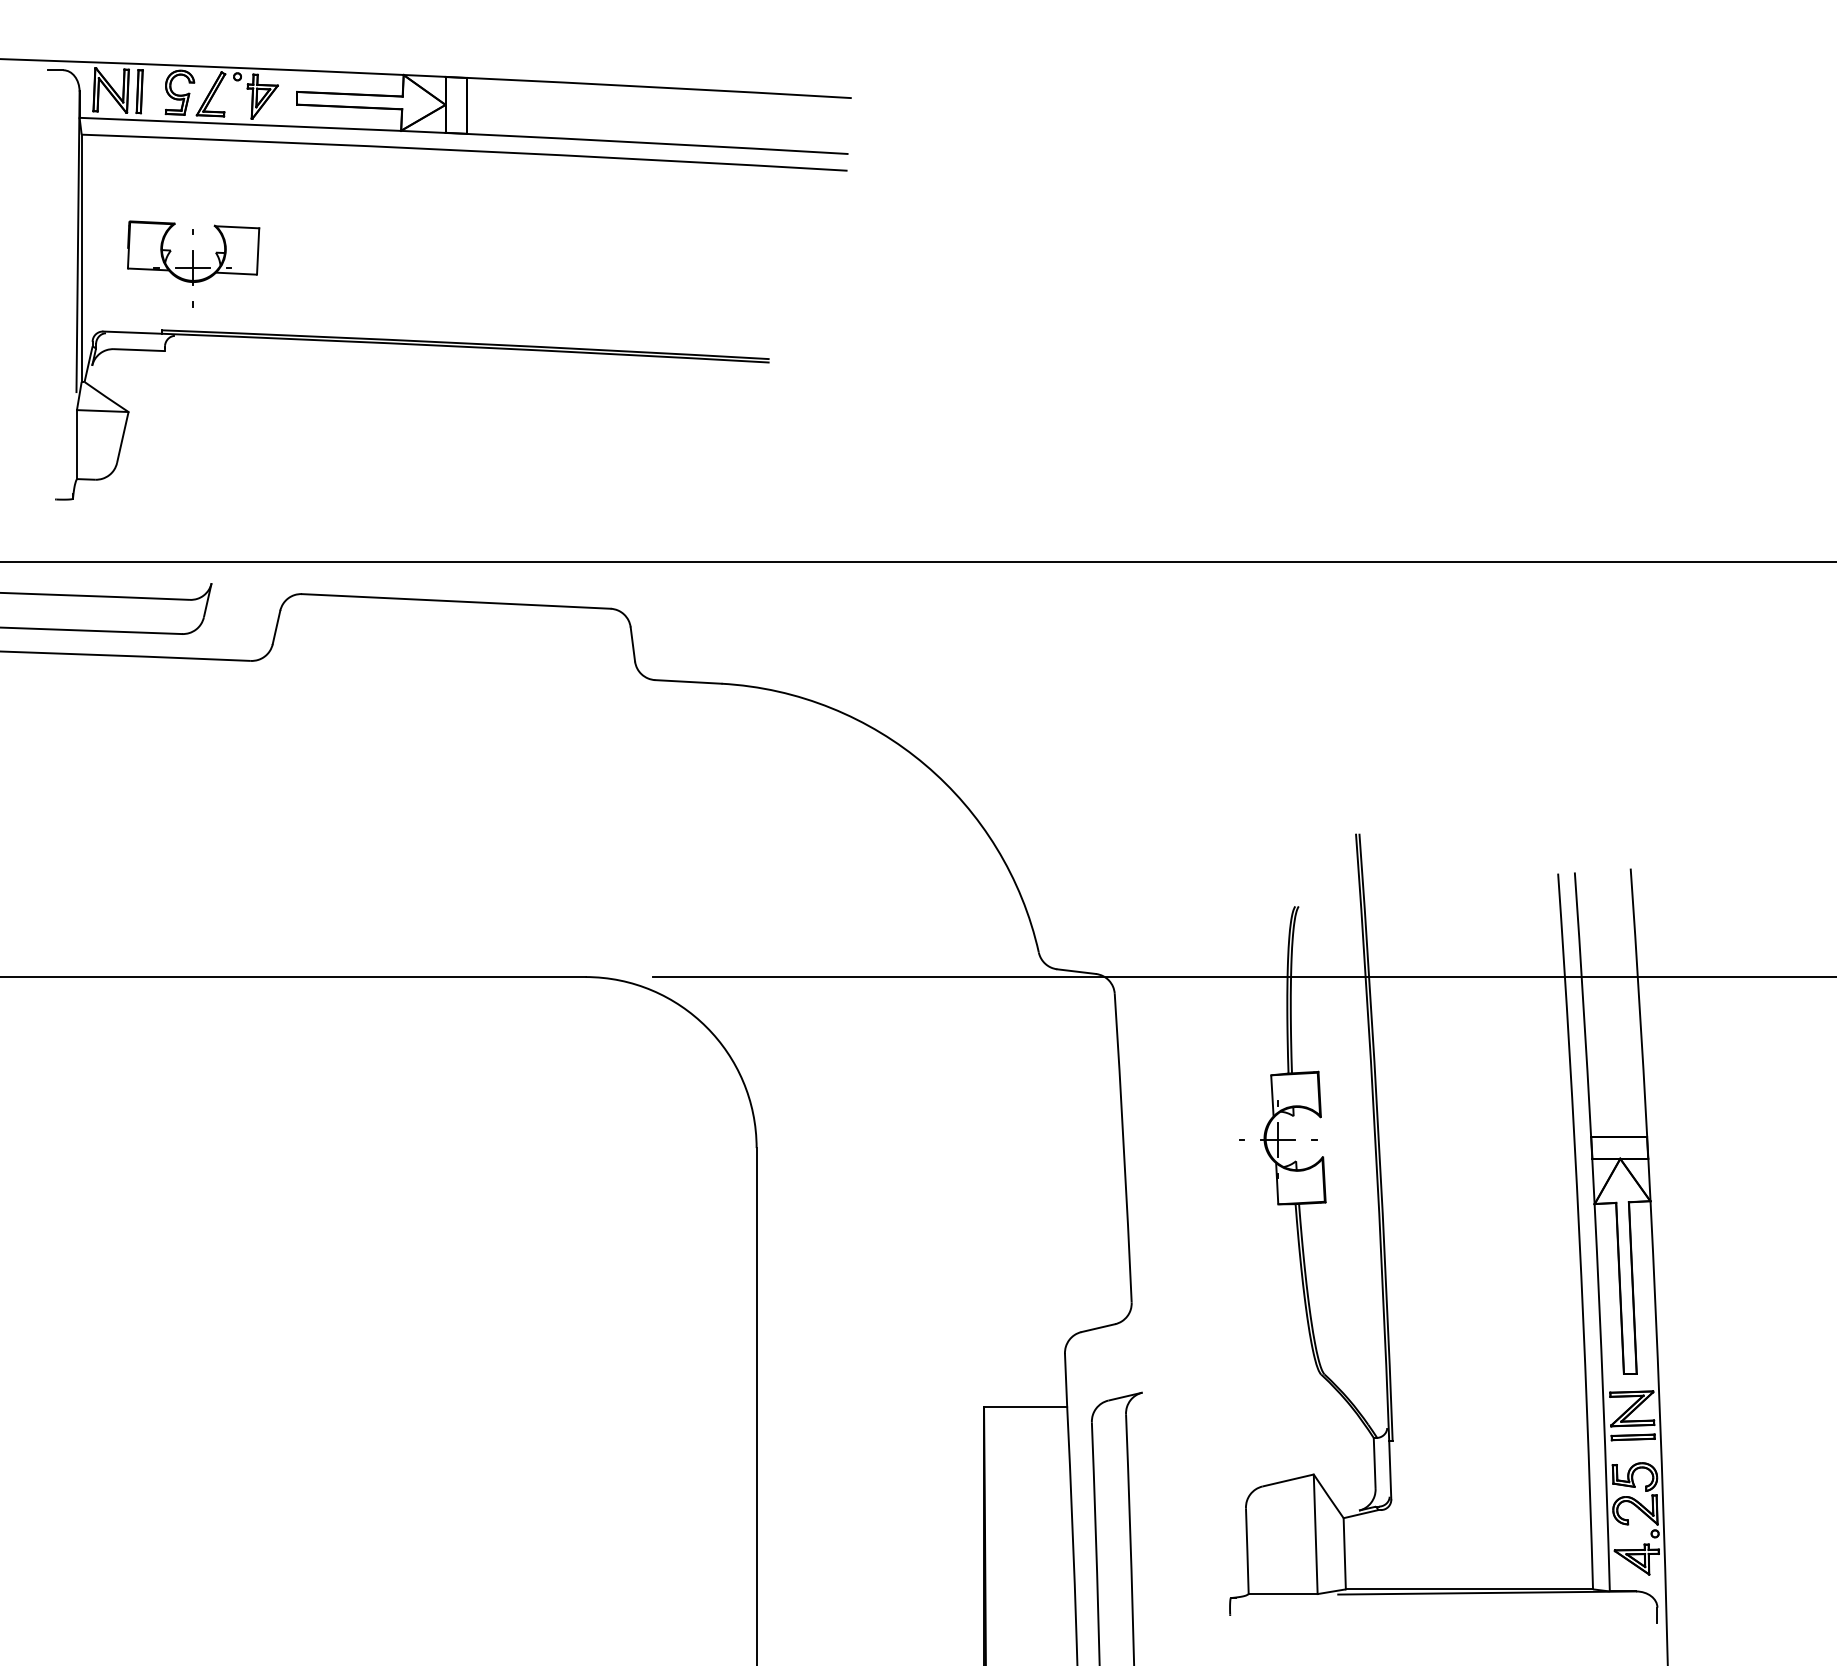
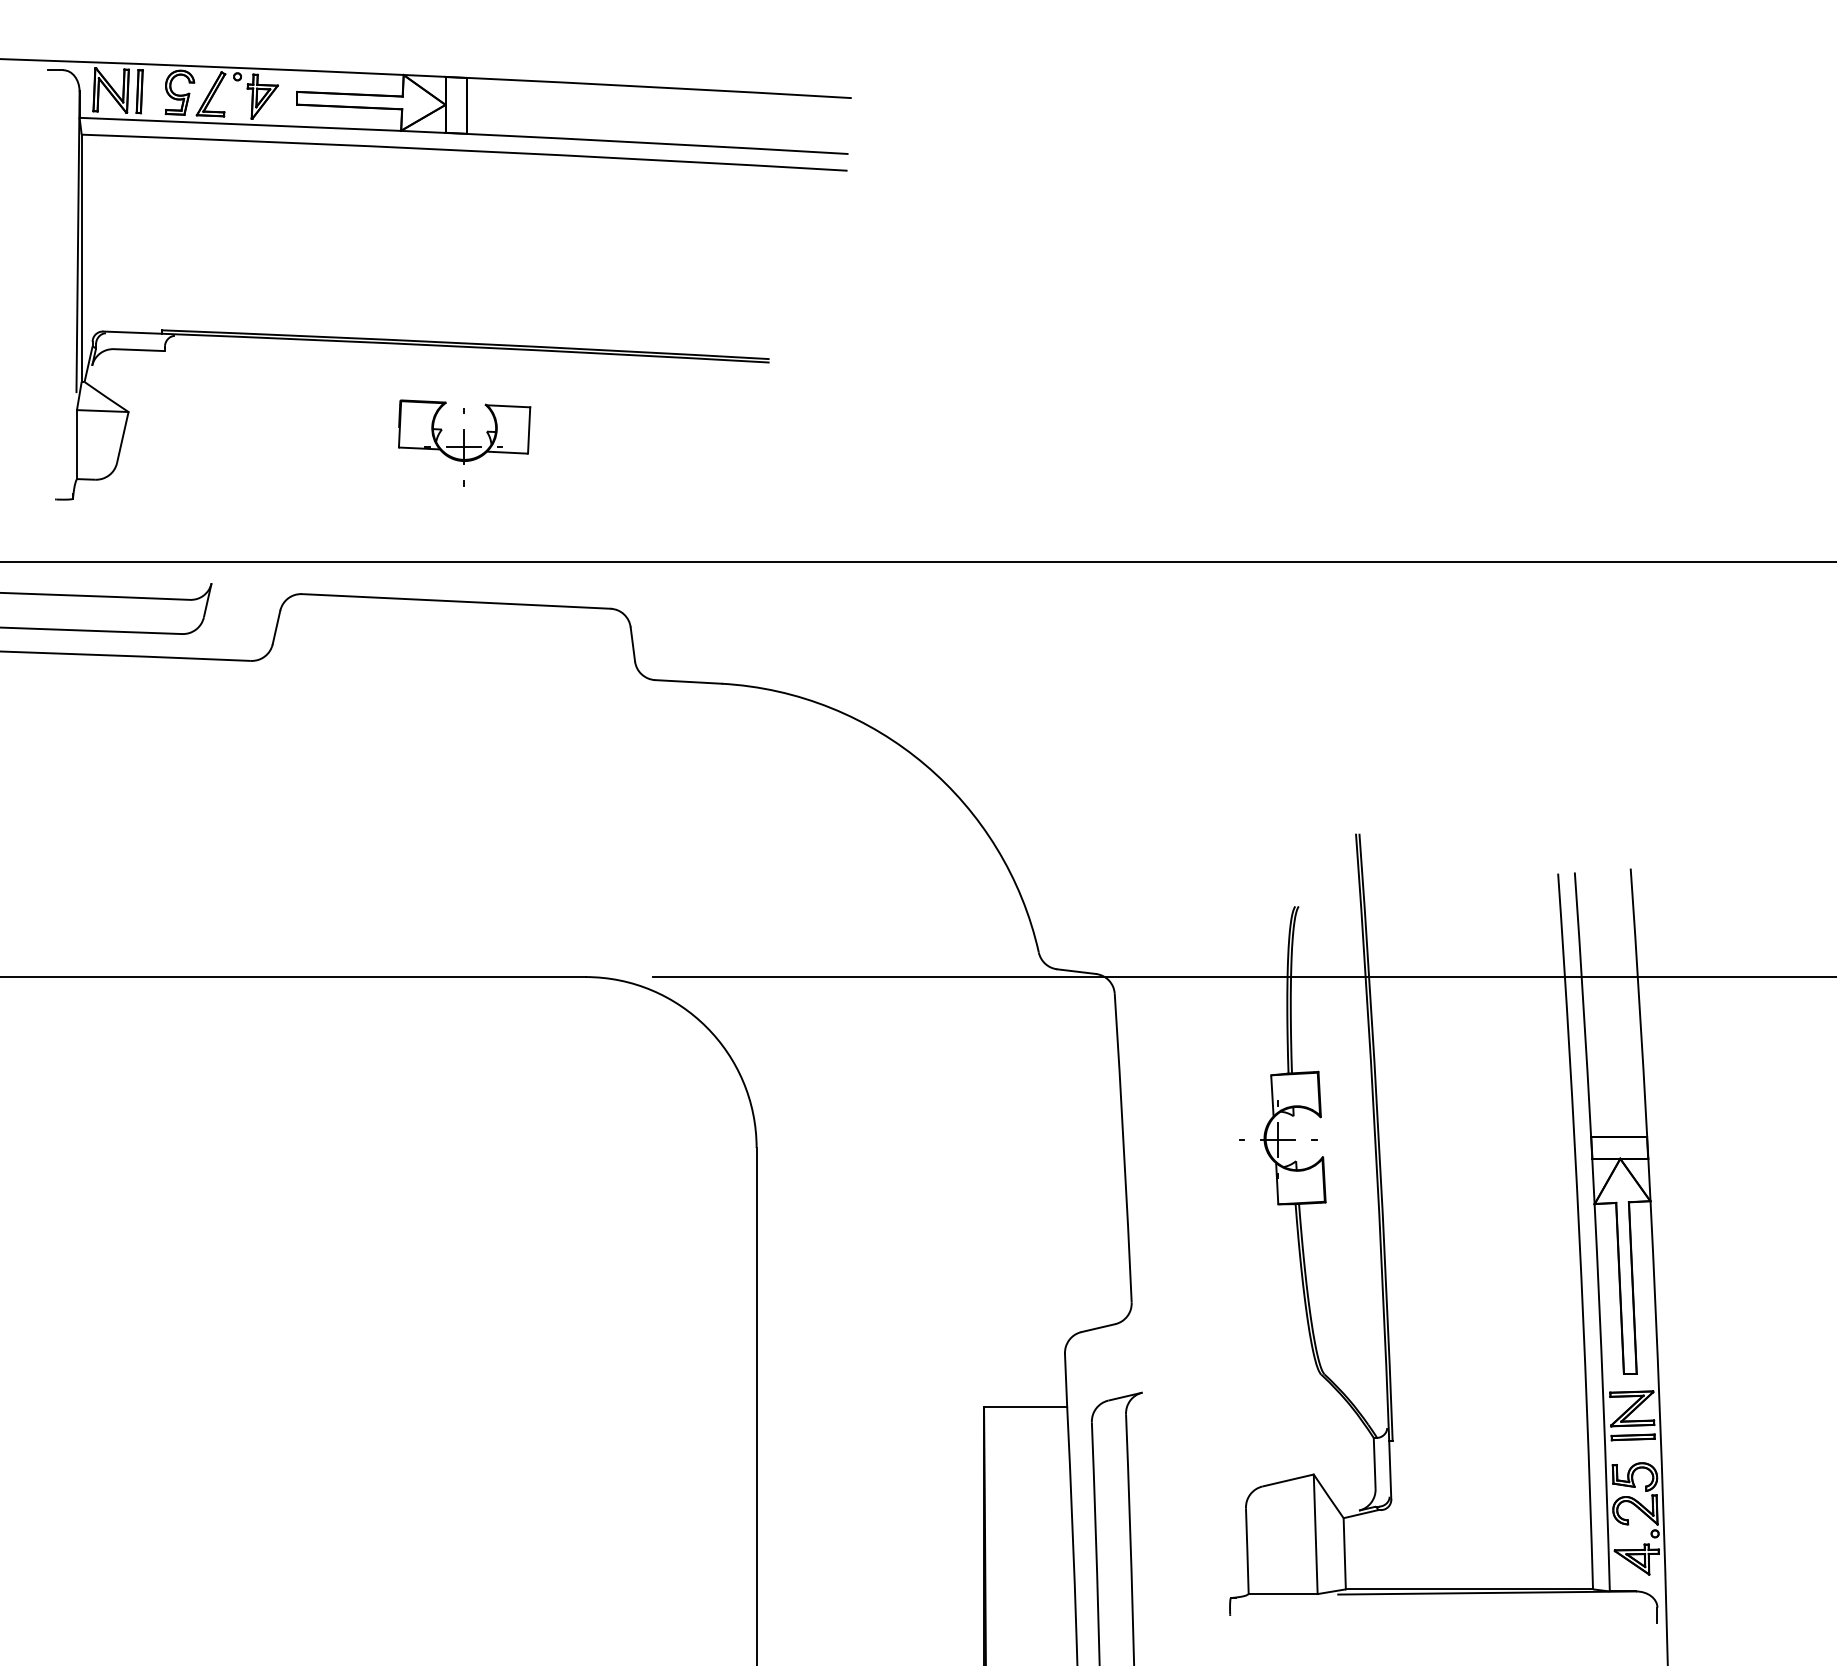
part position: (193, 263) -> (464, 442) (464, 442)
